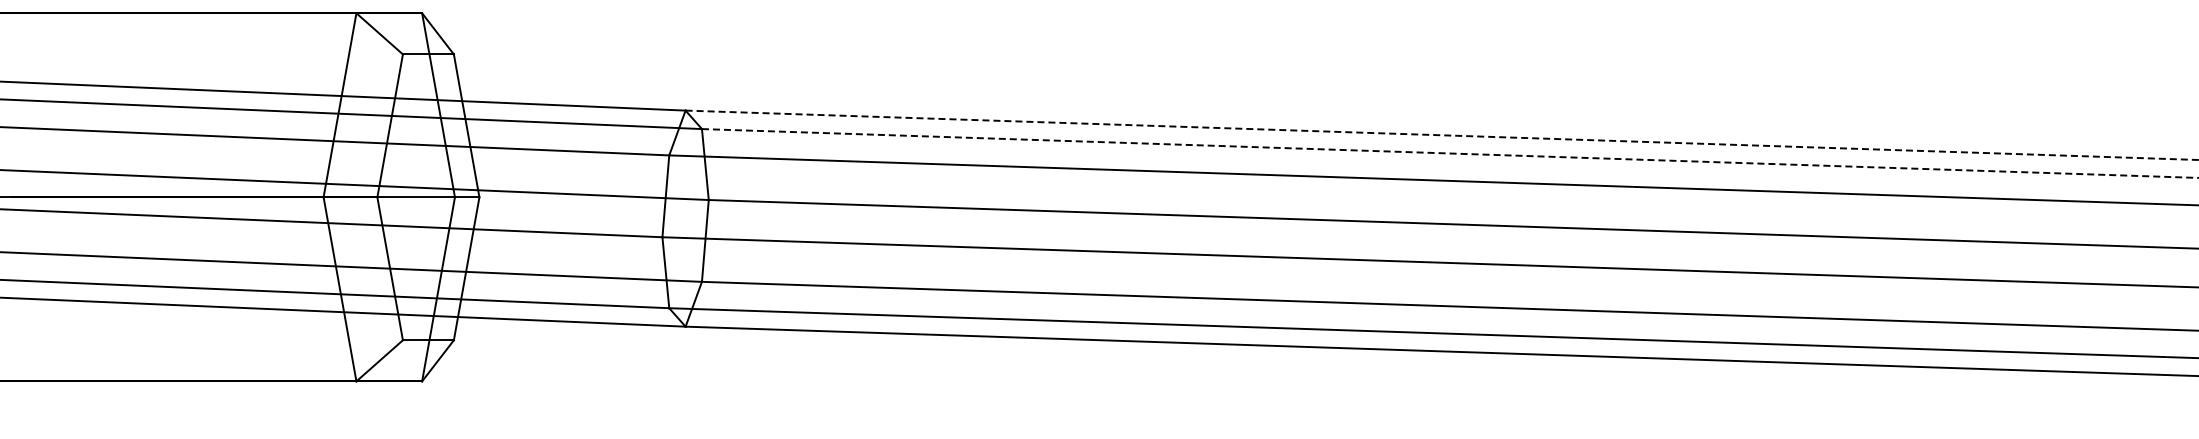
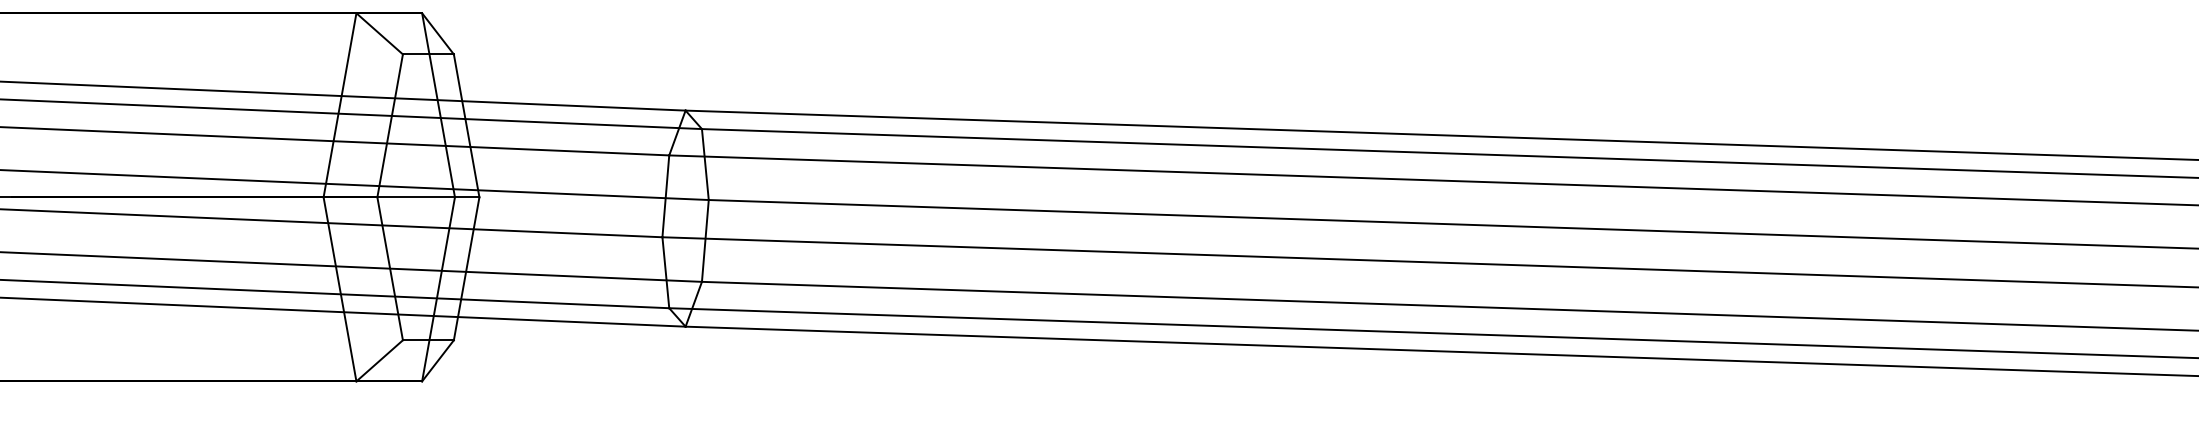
line: dashed -> solid (1442, 135)
line: dashed -> solid (1450, 153)
